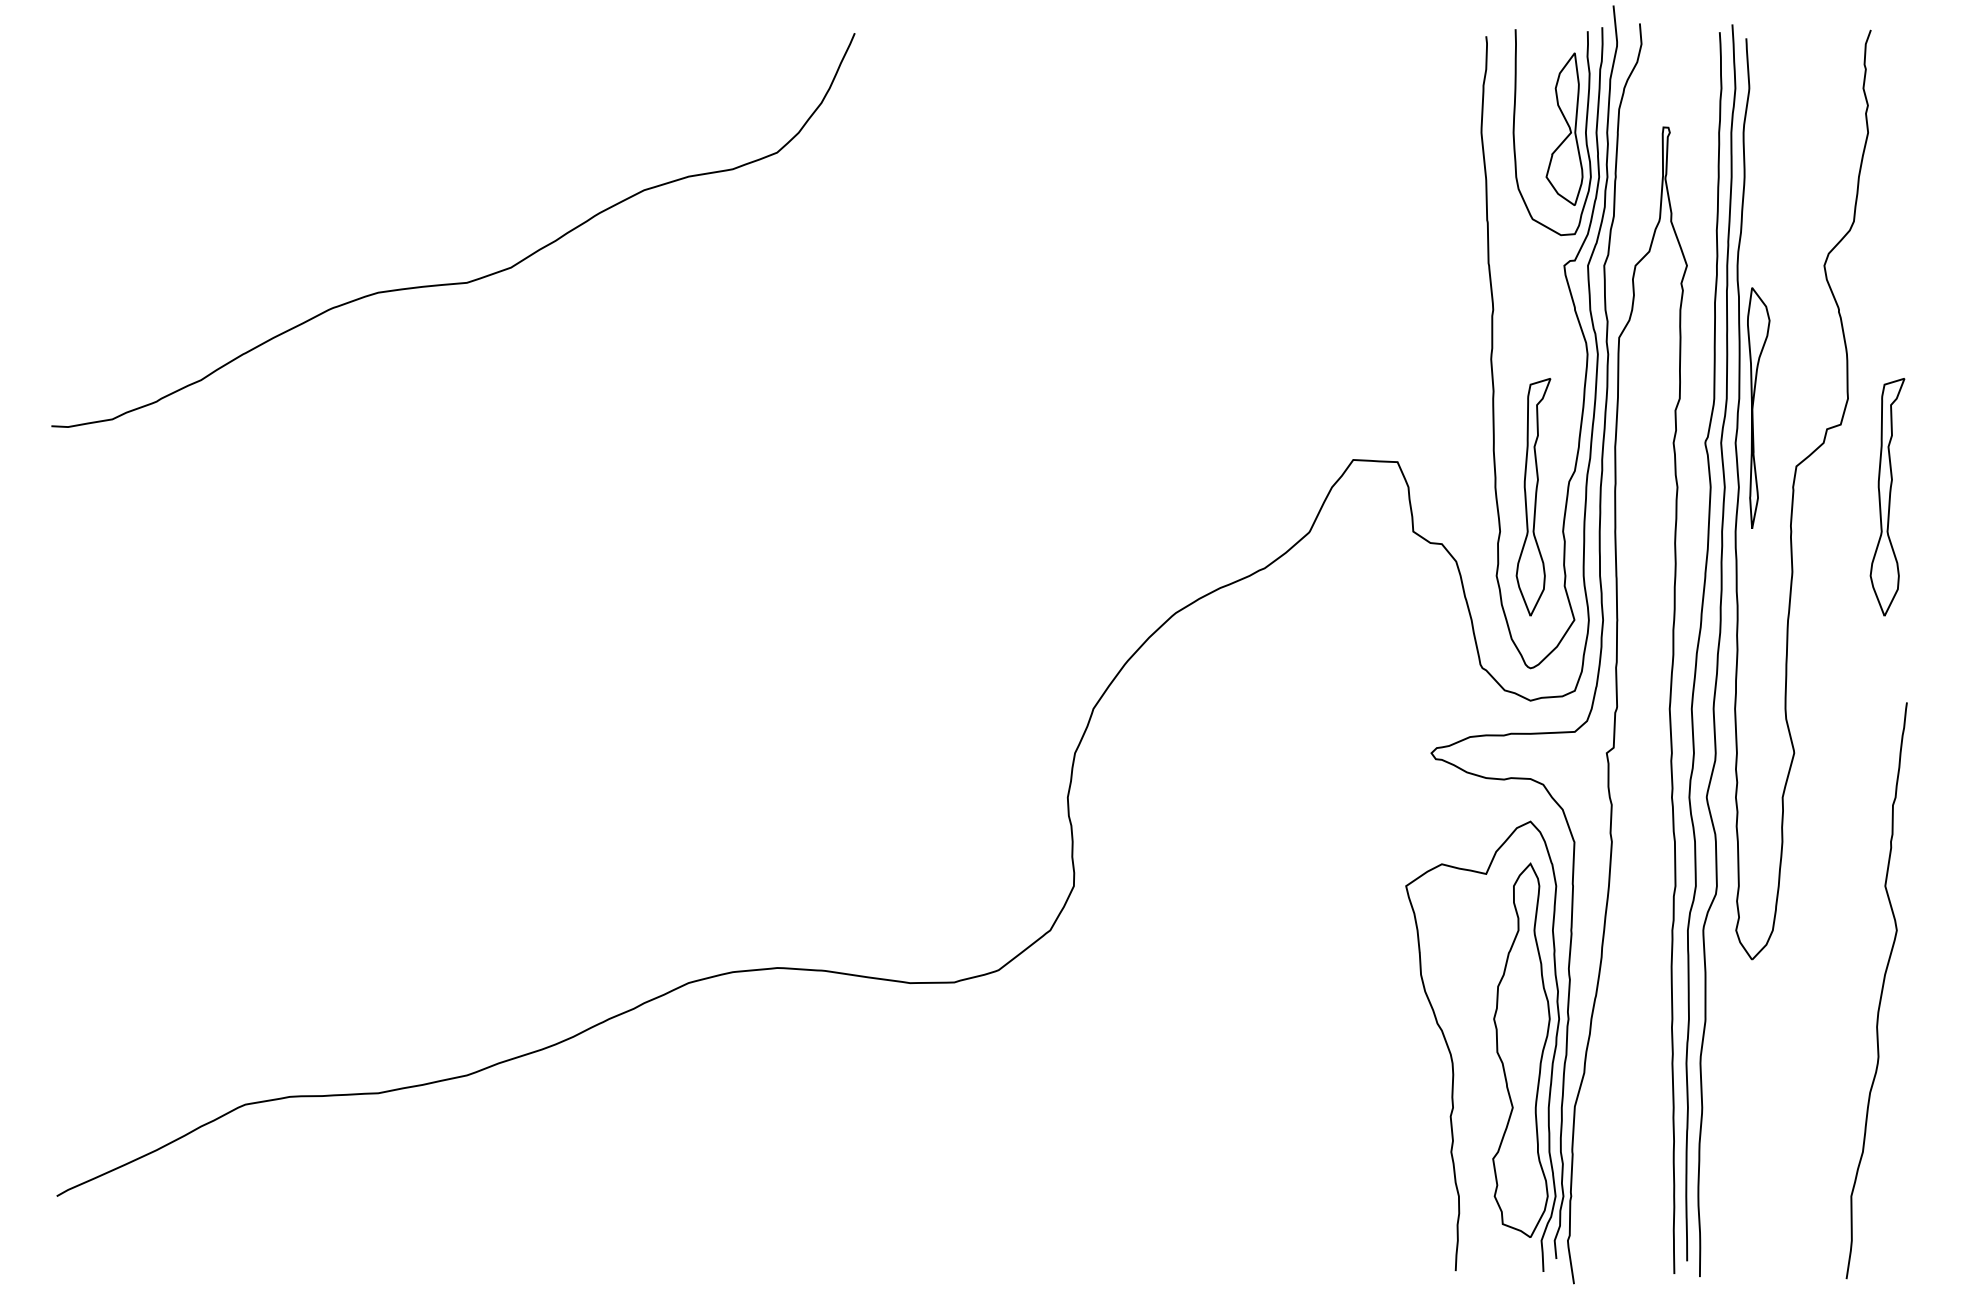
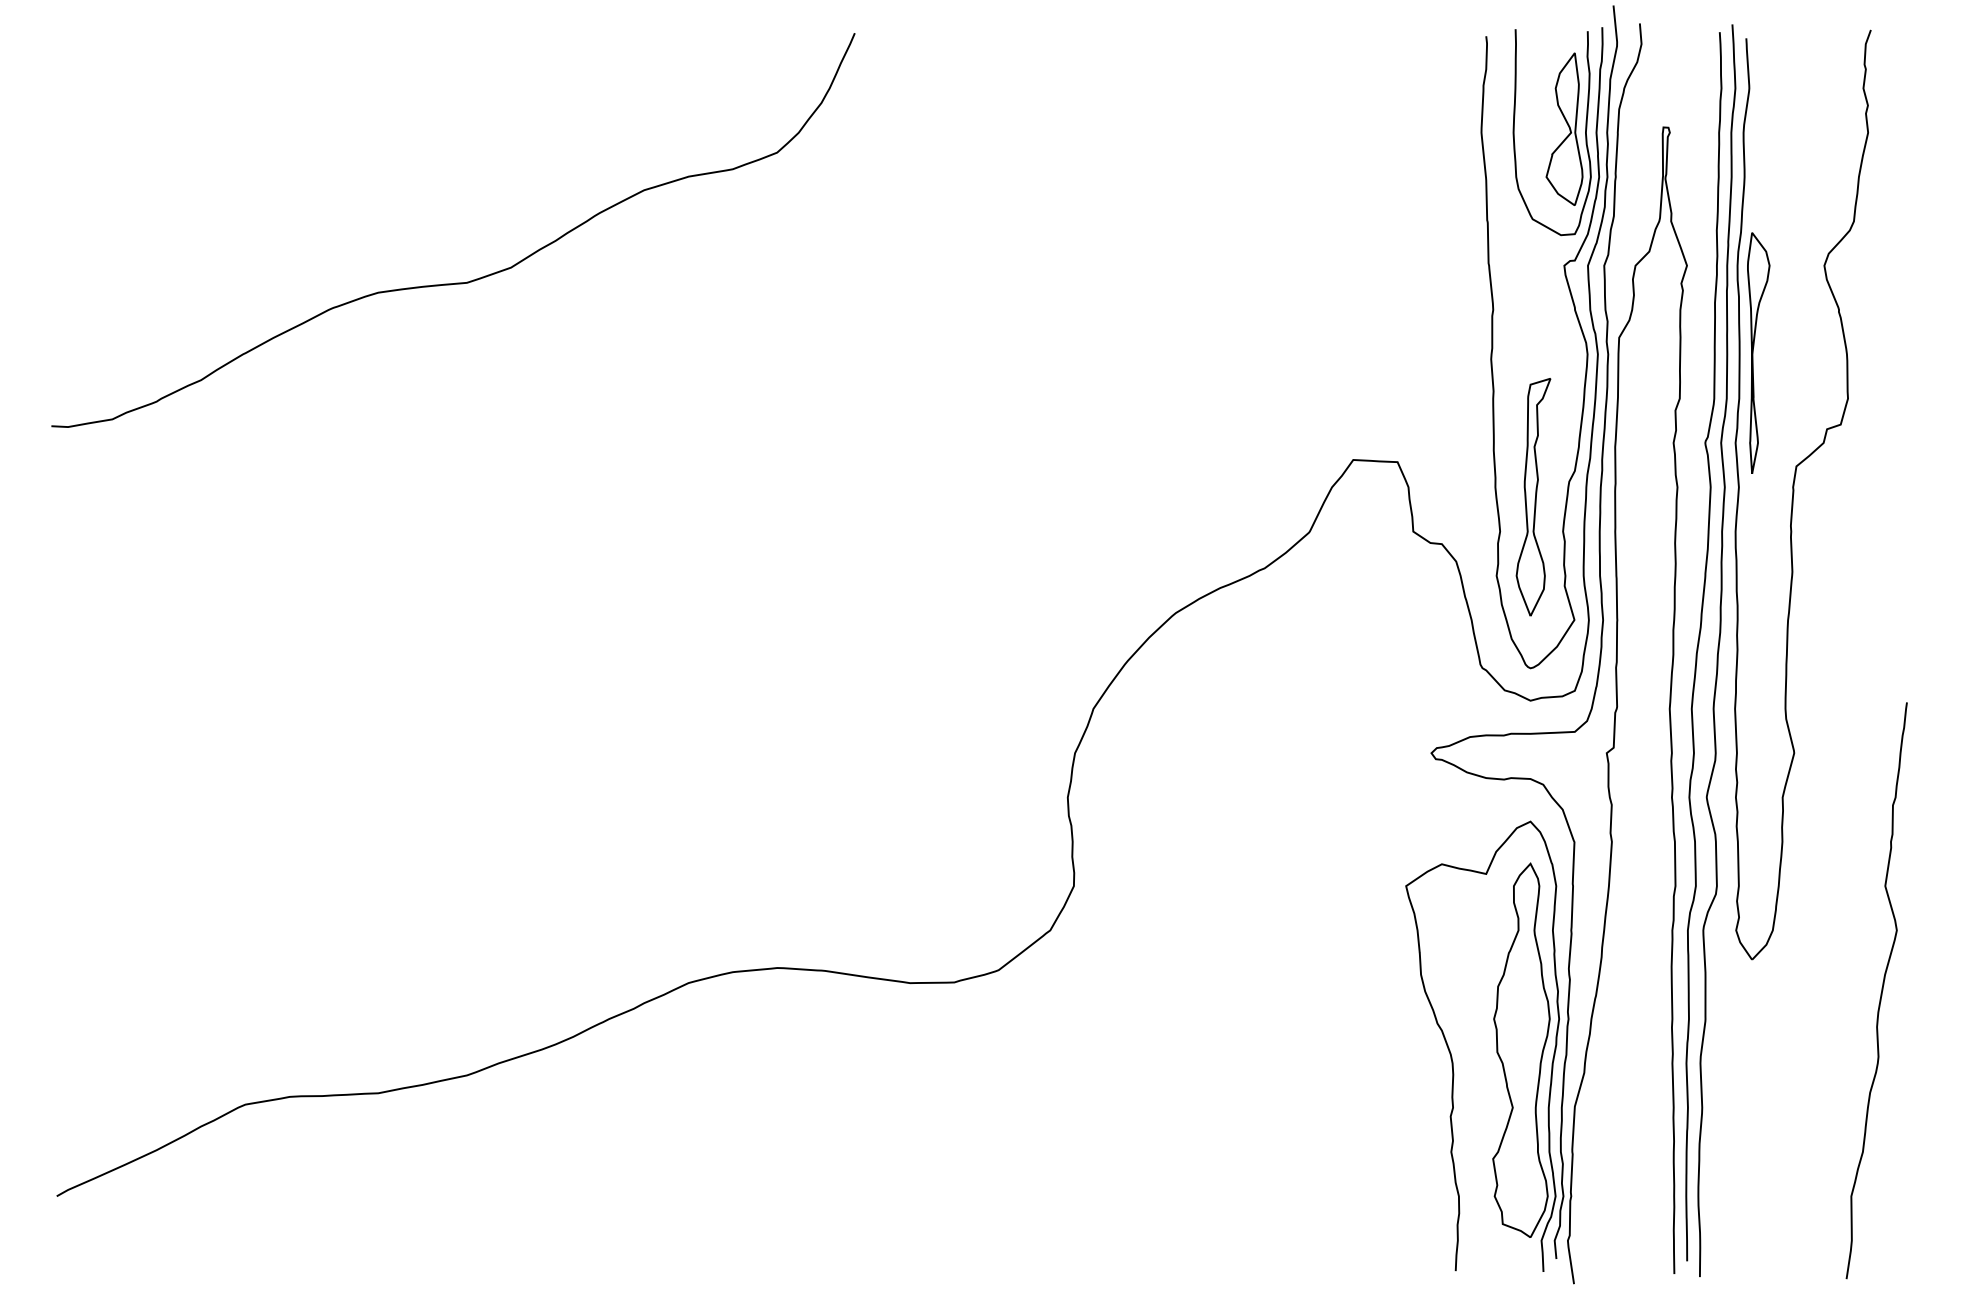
part position: (1758, 407) -> (1758, 352) (1758, 352)
part: present -> none (1887, 497)
